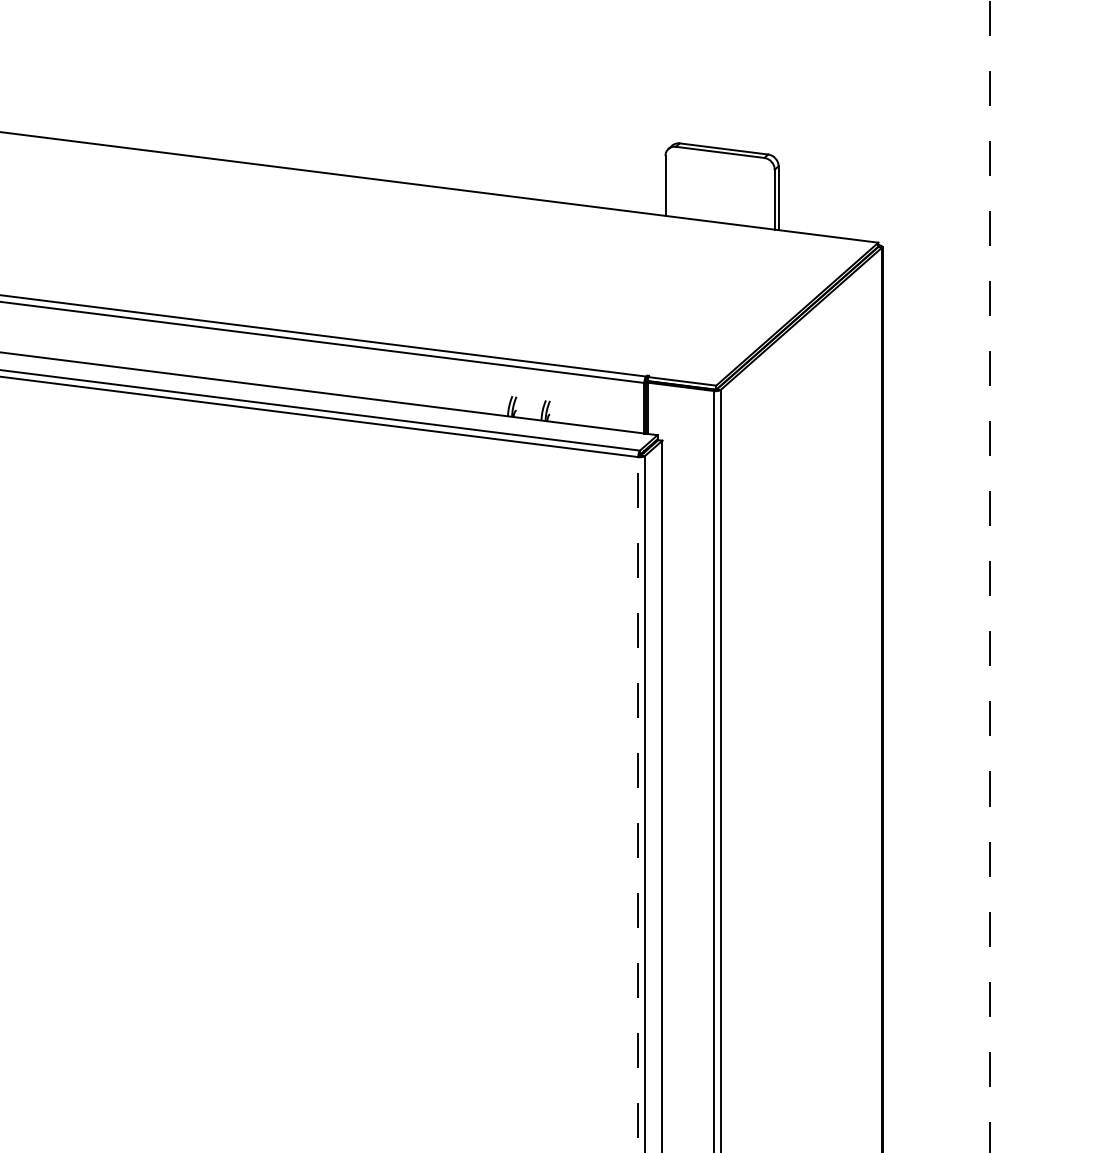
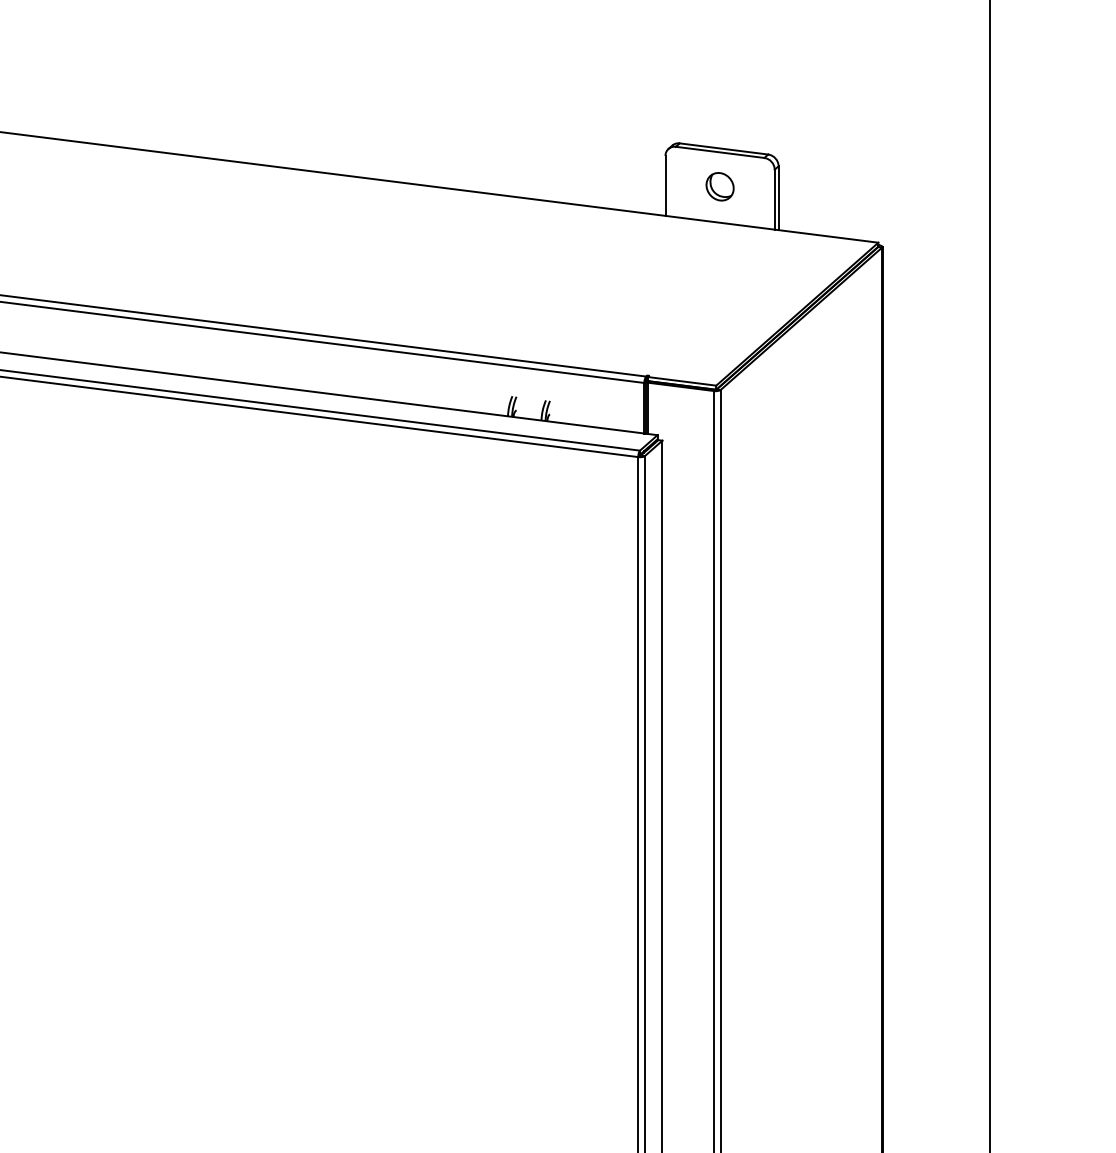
part: none -> present (719, 186)
line: dashed -> solid (989, 576)
line: dashed -> solid (638, 805)
